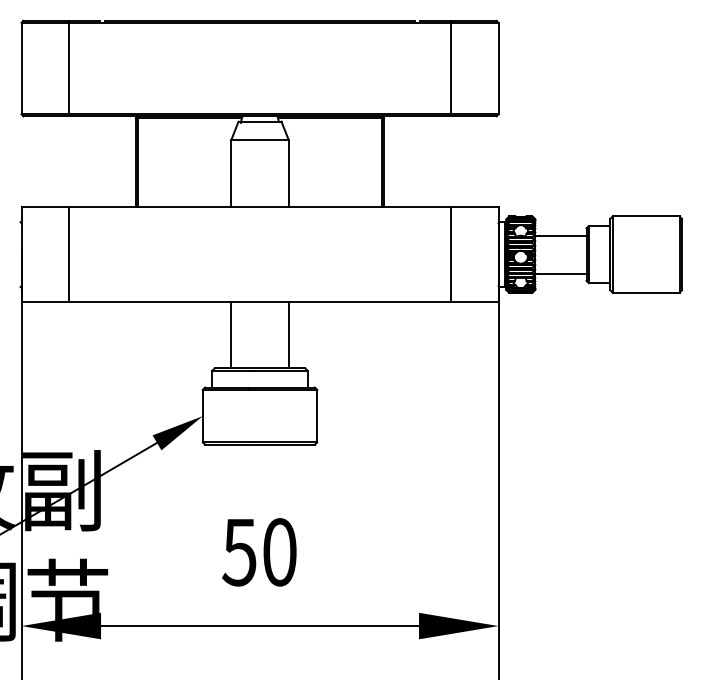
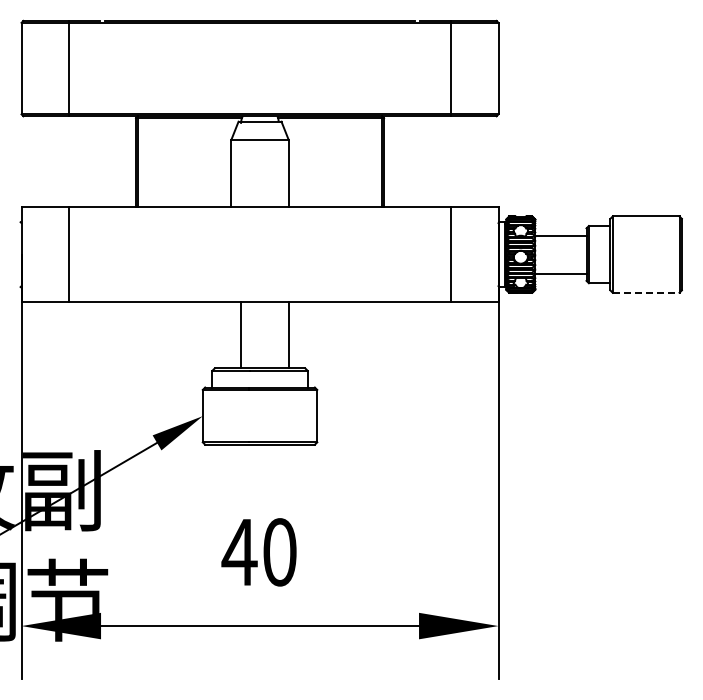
line: solid -> dashed (646, 292)
line position: (231, 335) -> (241, 335) (241, 335)
text: 50 -> 40 (239, 552)
